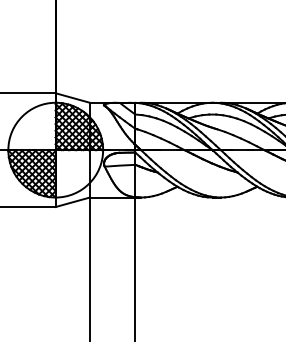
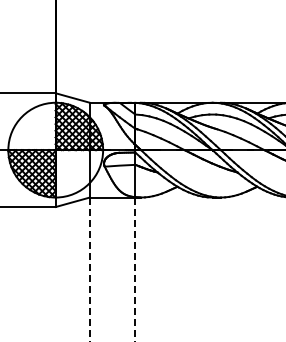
line: solid -> dashed (89, 269)
line: solid -> dashed (135, 269)
